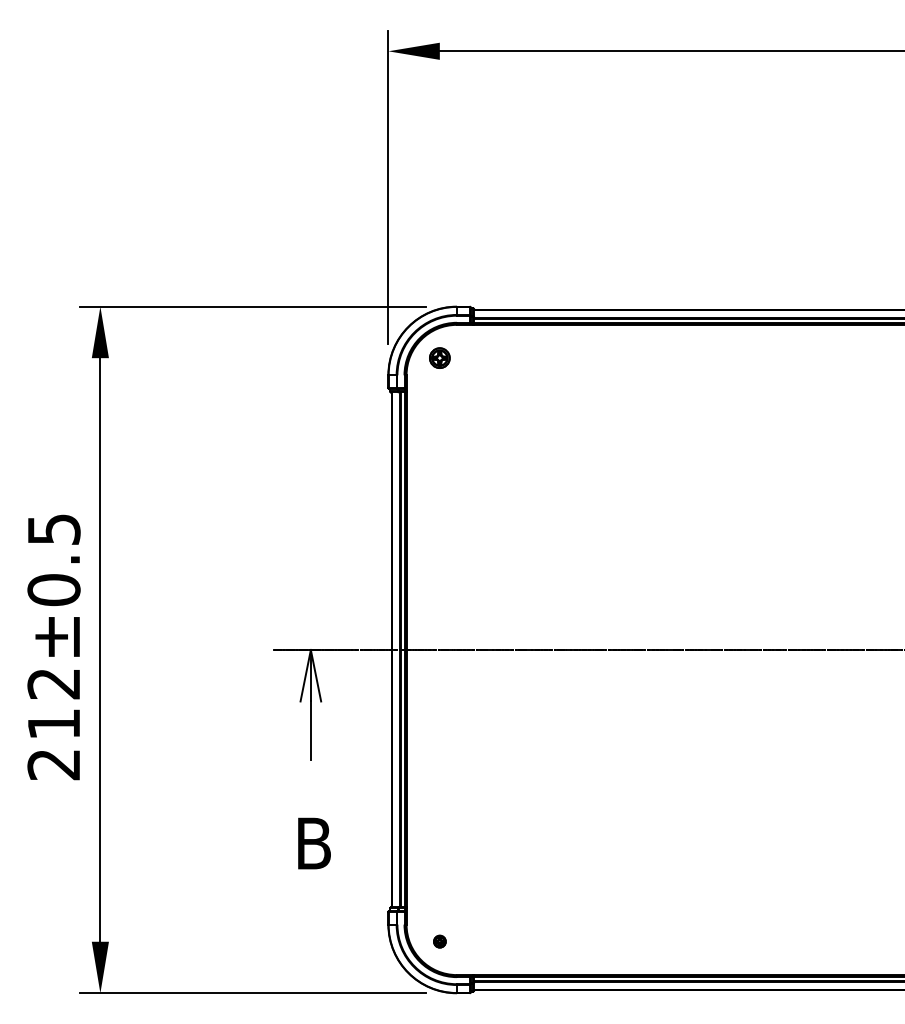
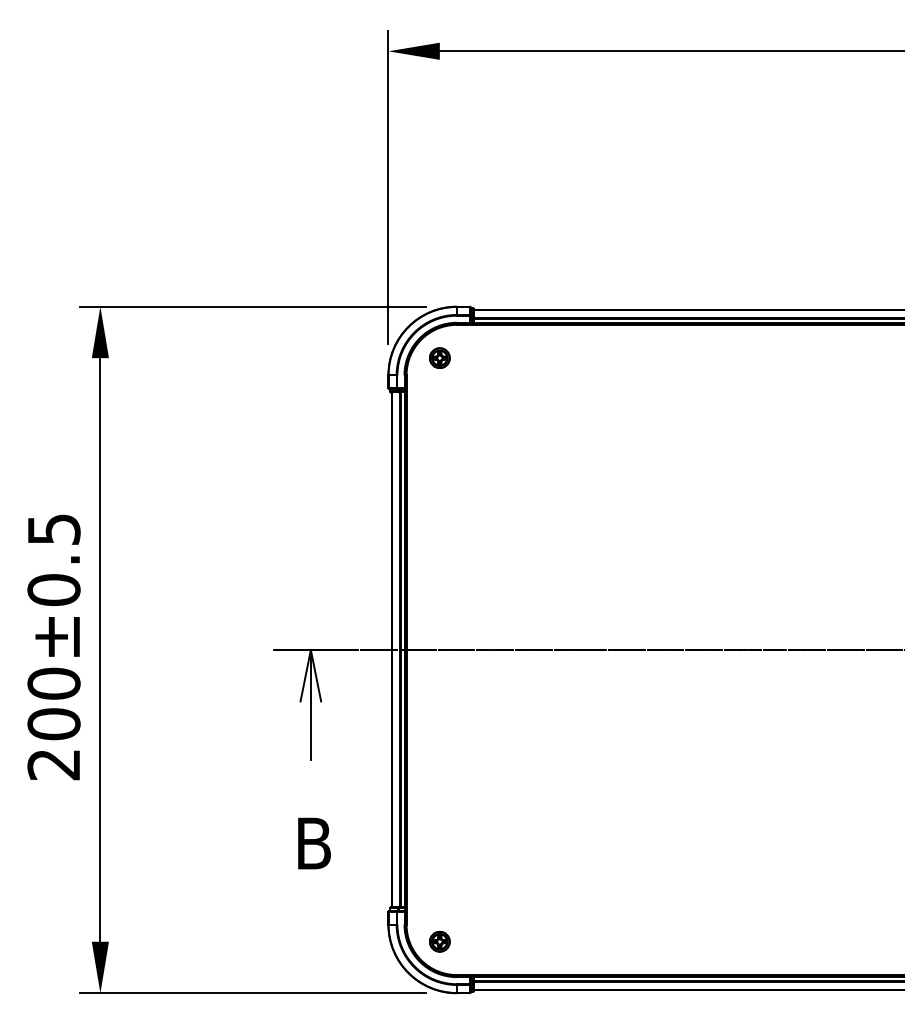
text: 212±0.5 -> 200±0.5 (53, 703)
part size: 14x15 px -> 22x23 px (439, 941)
